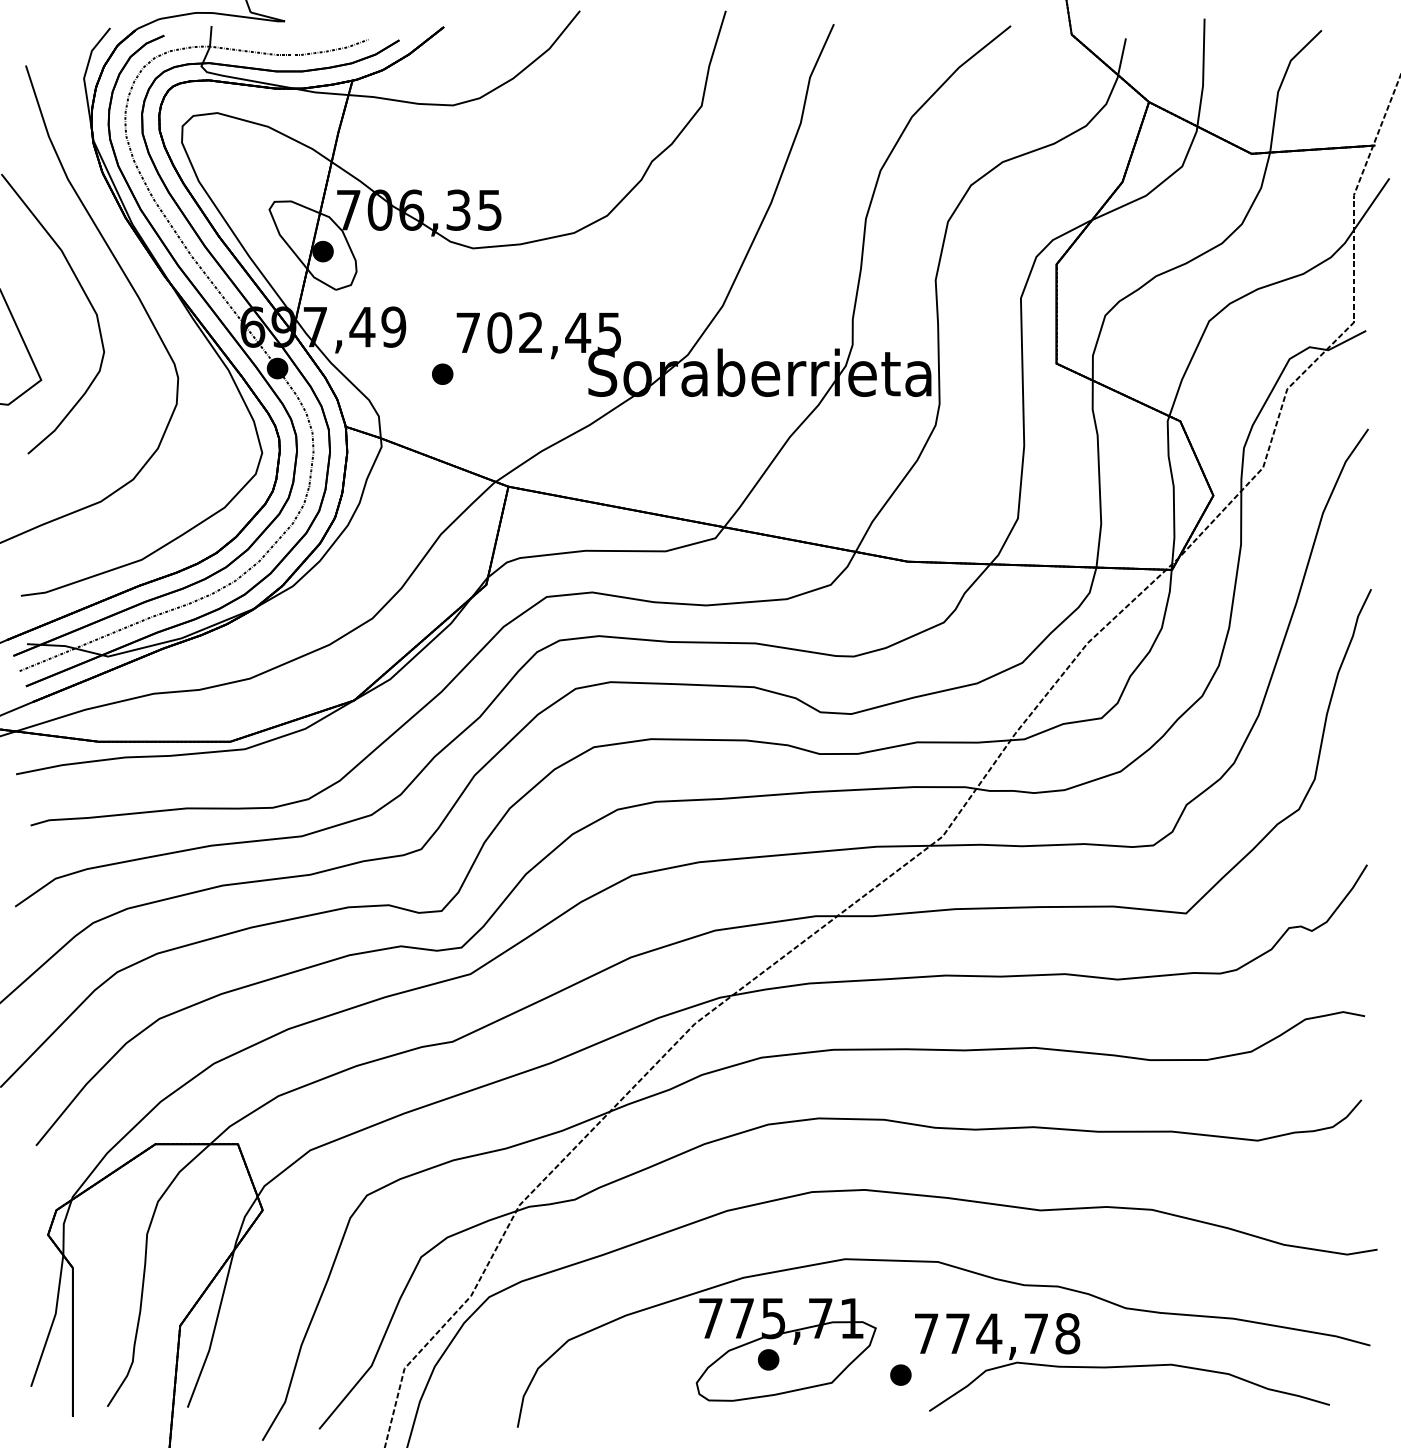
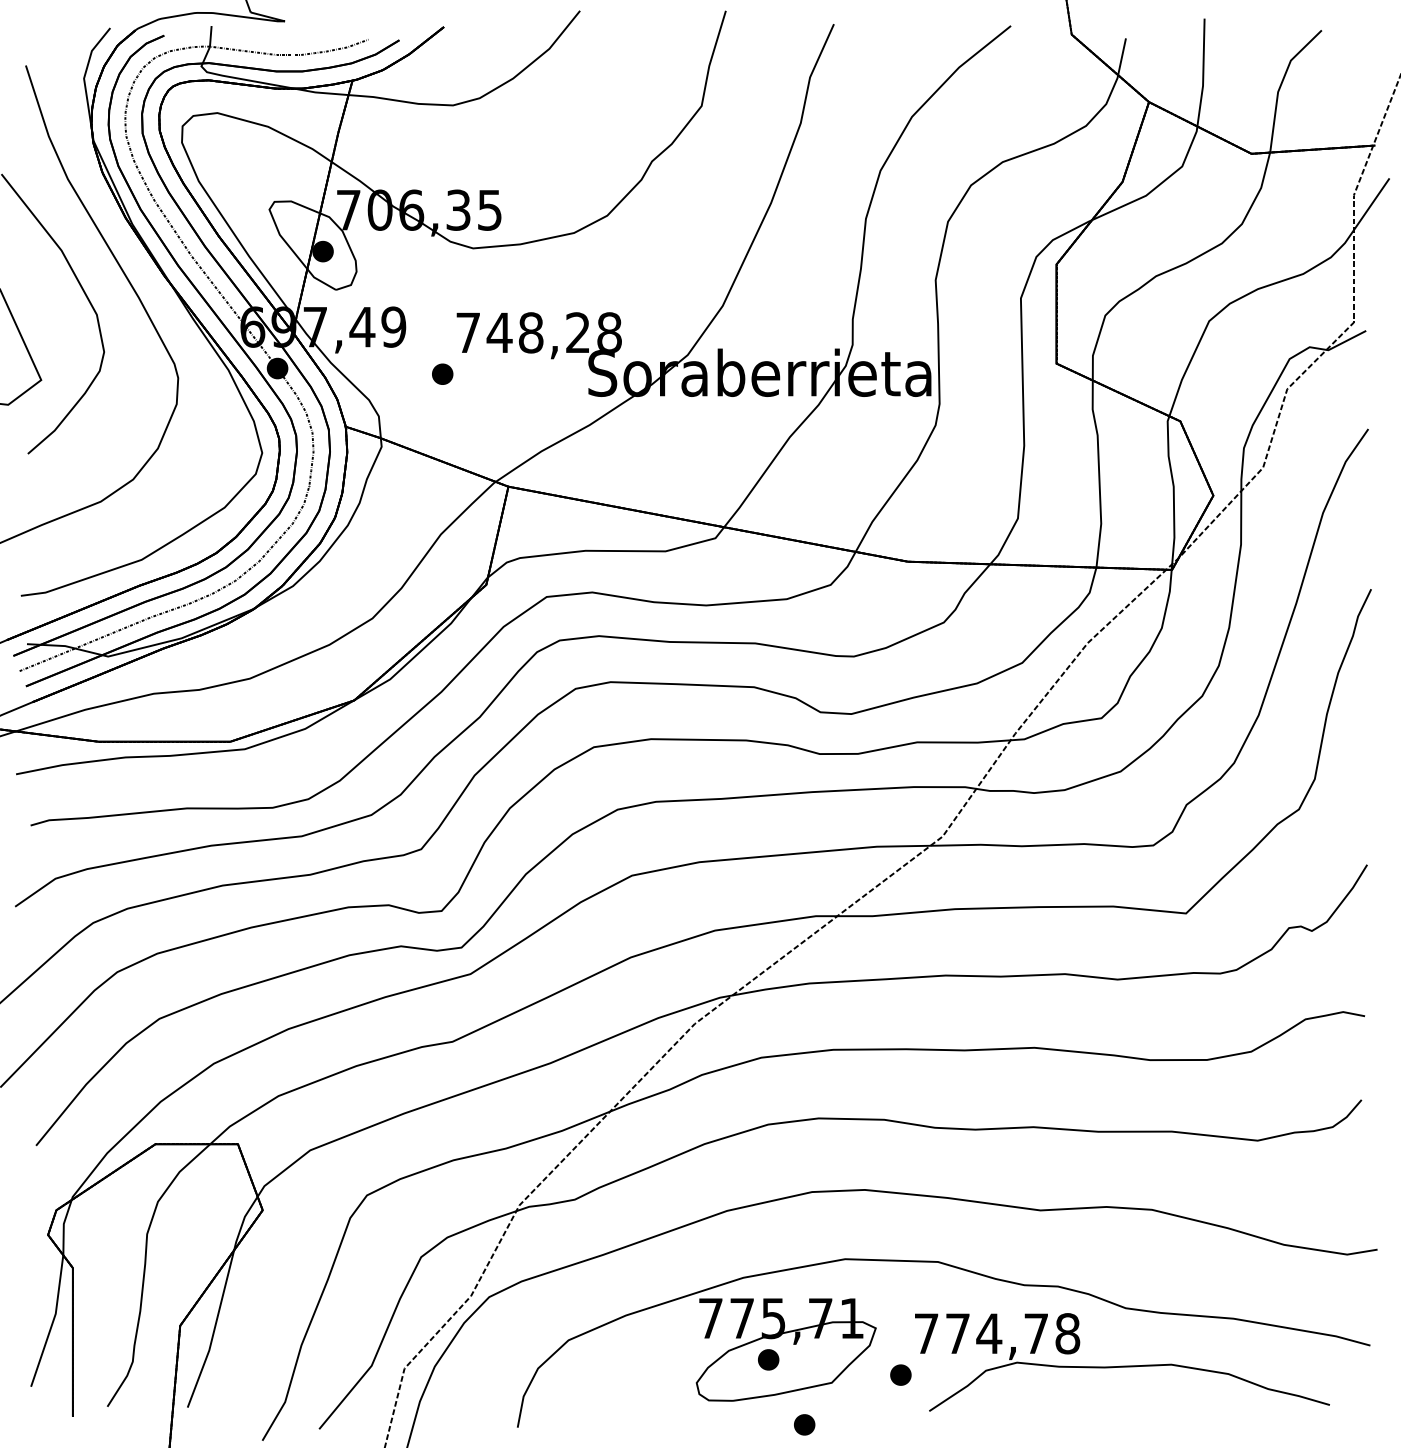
text: 702,45 -> 748,28 (553, 332)
part: none -> present (804, 1424)
